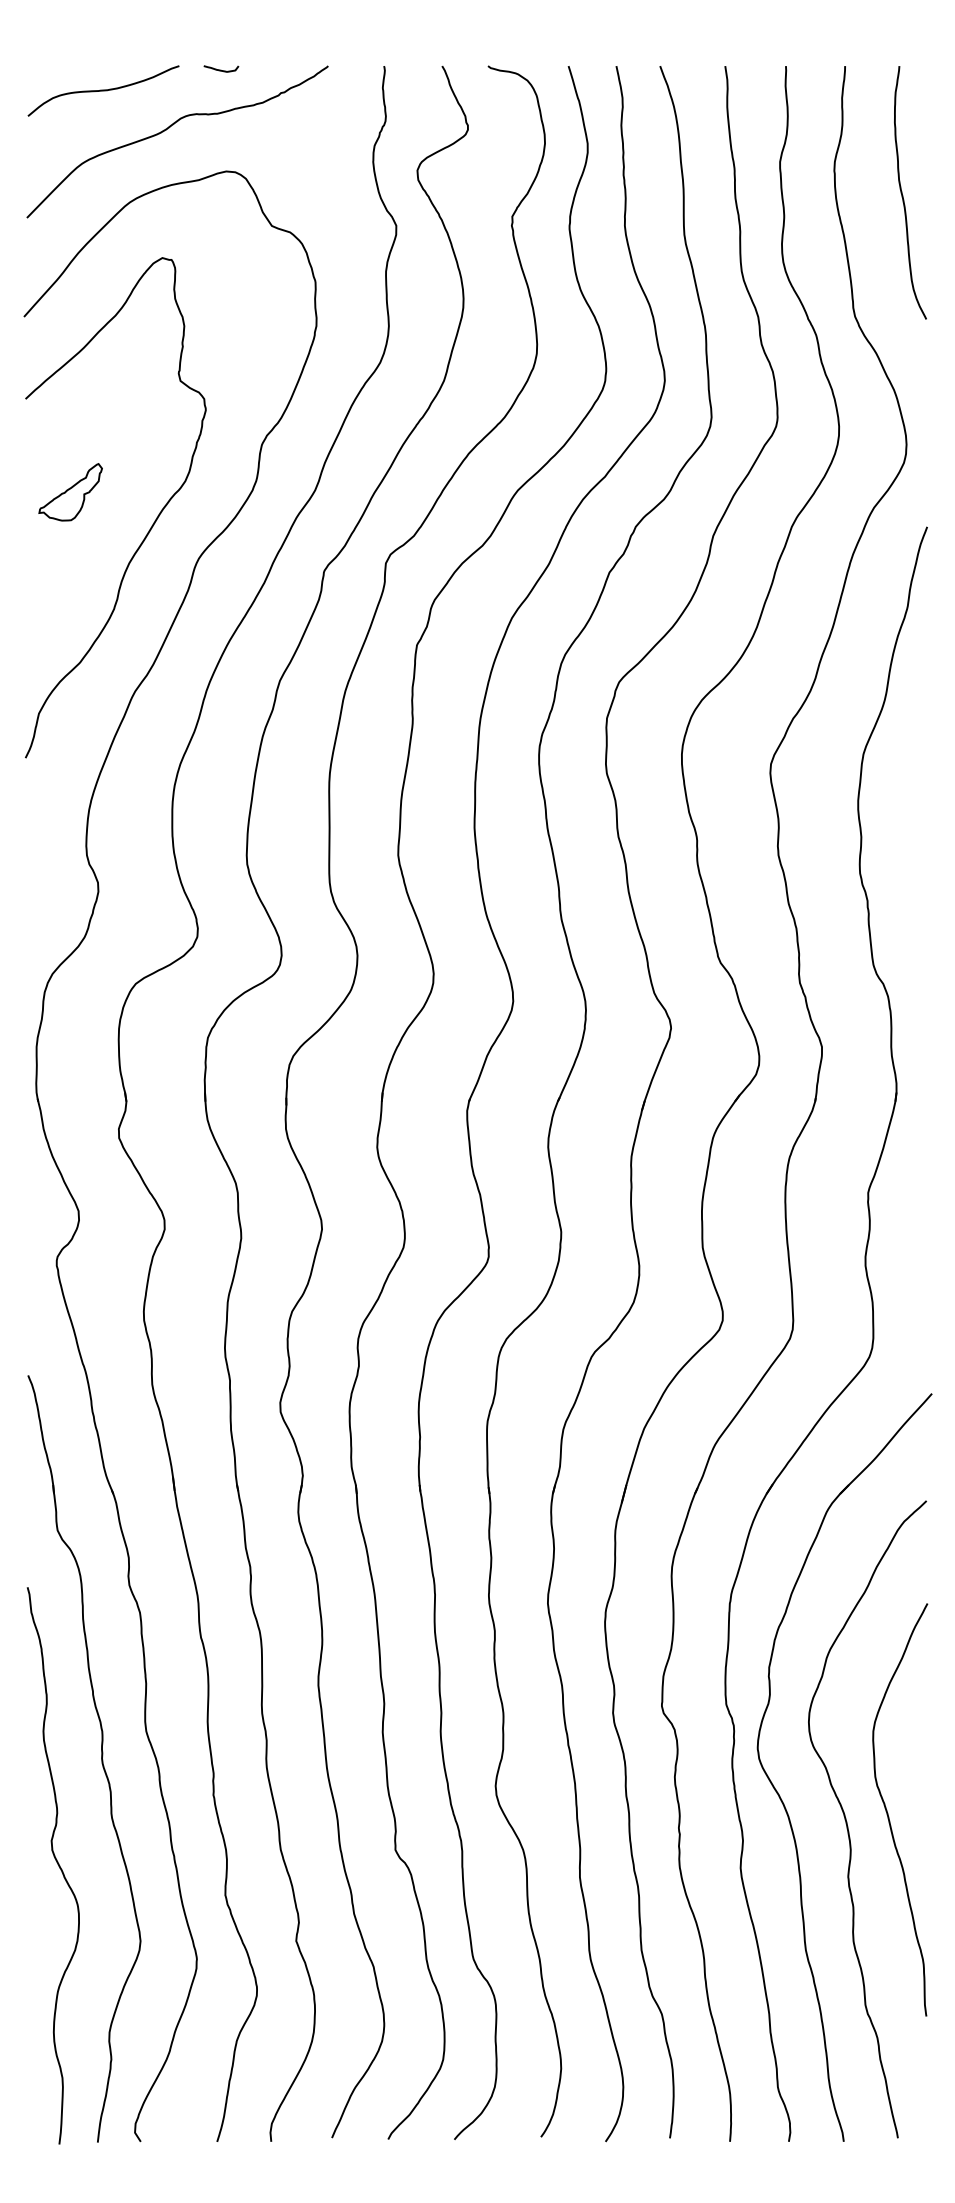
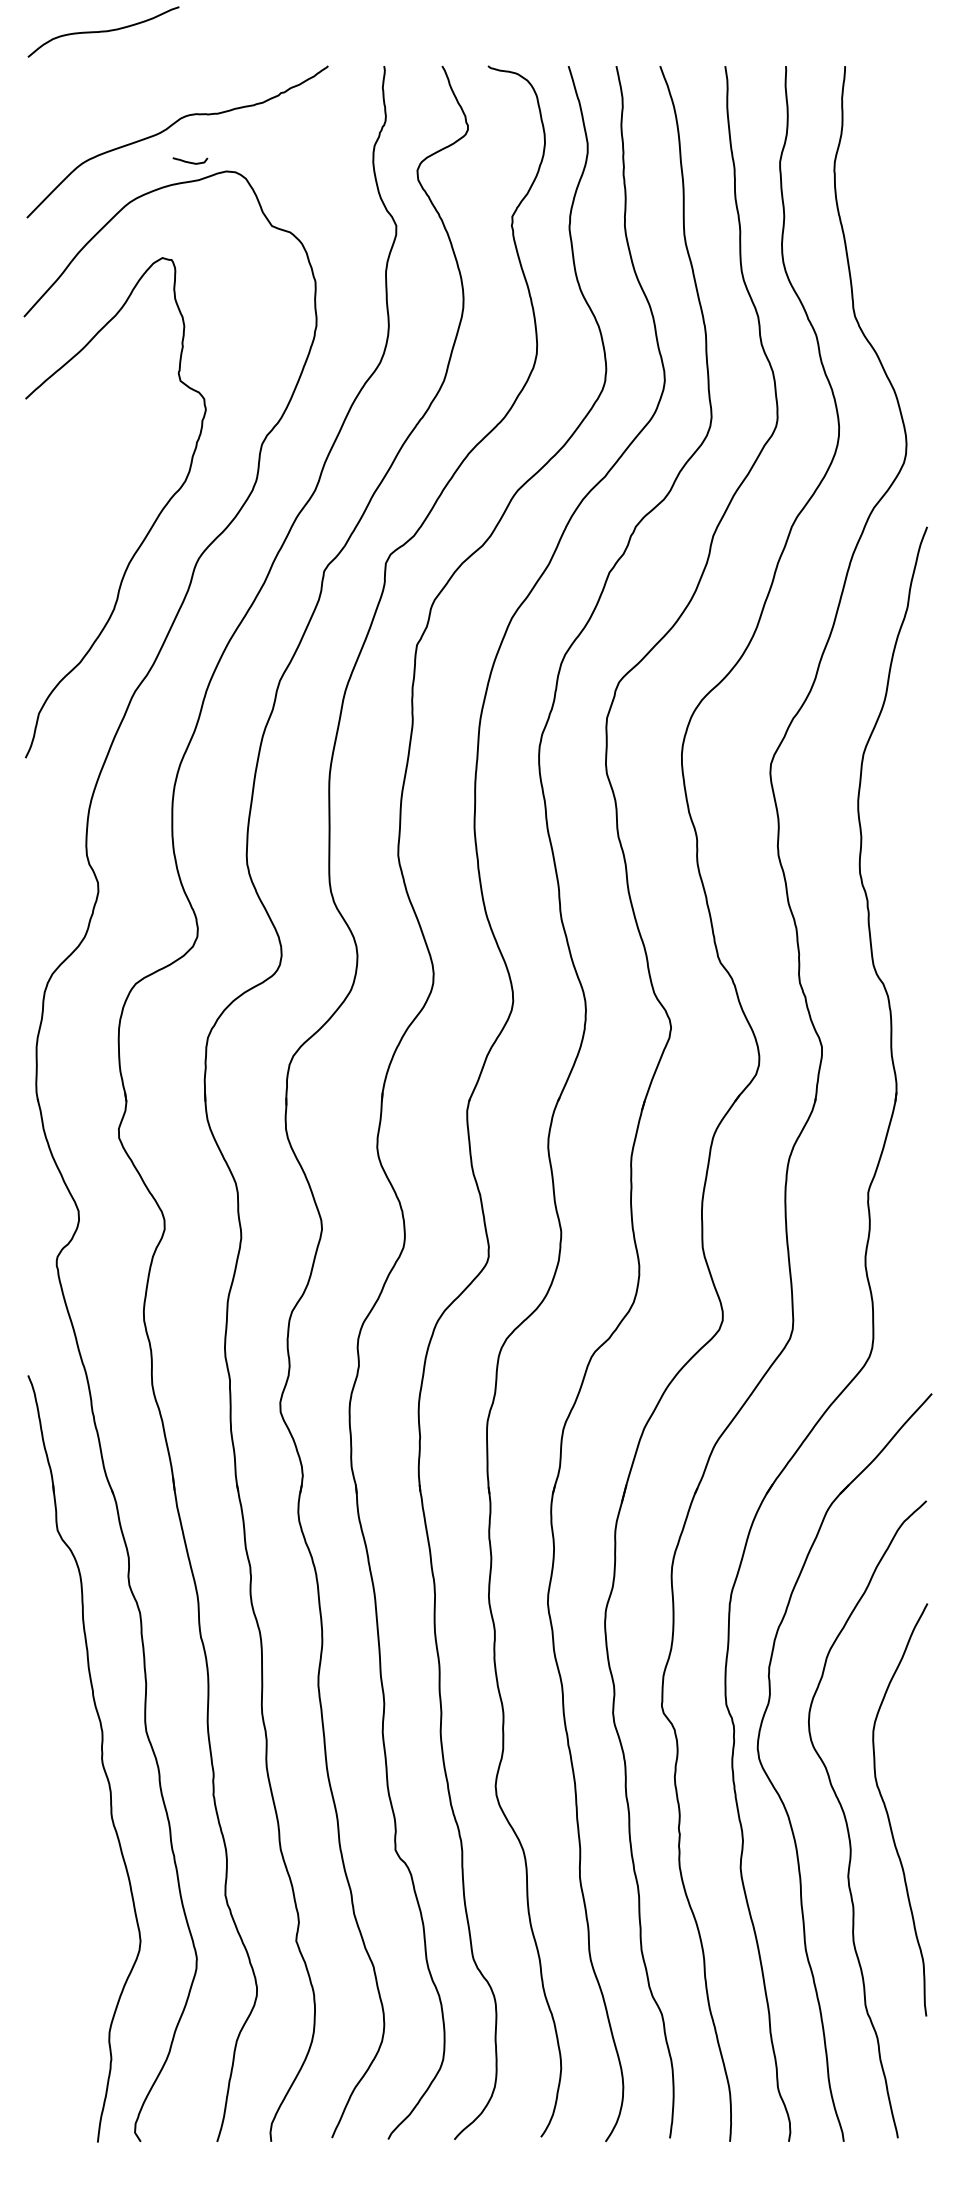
curve position: (221, 69) -> (190, 161) (190, 161)
curve position: (103, 90) -> (103, 31) (103, 31)
curve: present -> none (903, 195)
part: present -> none (70, 492)
curve: present -> none (56, 1862)
